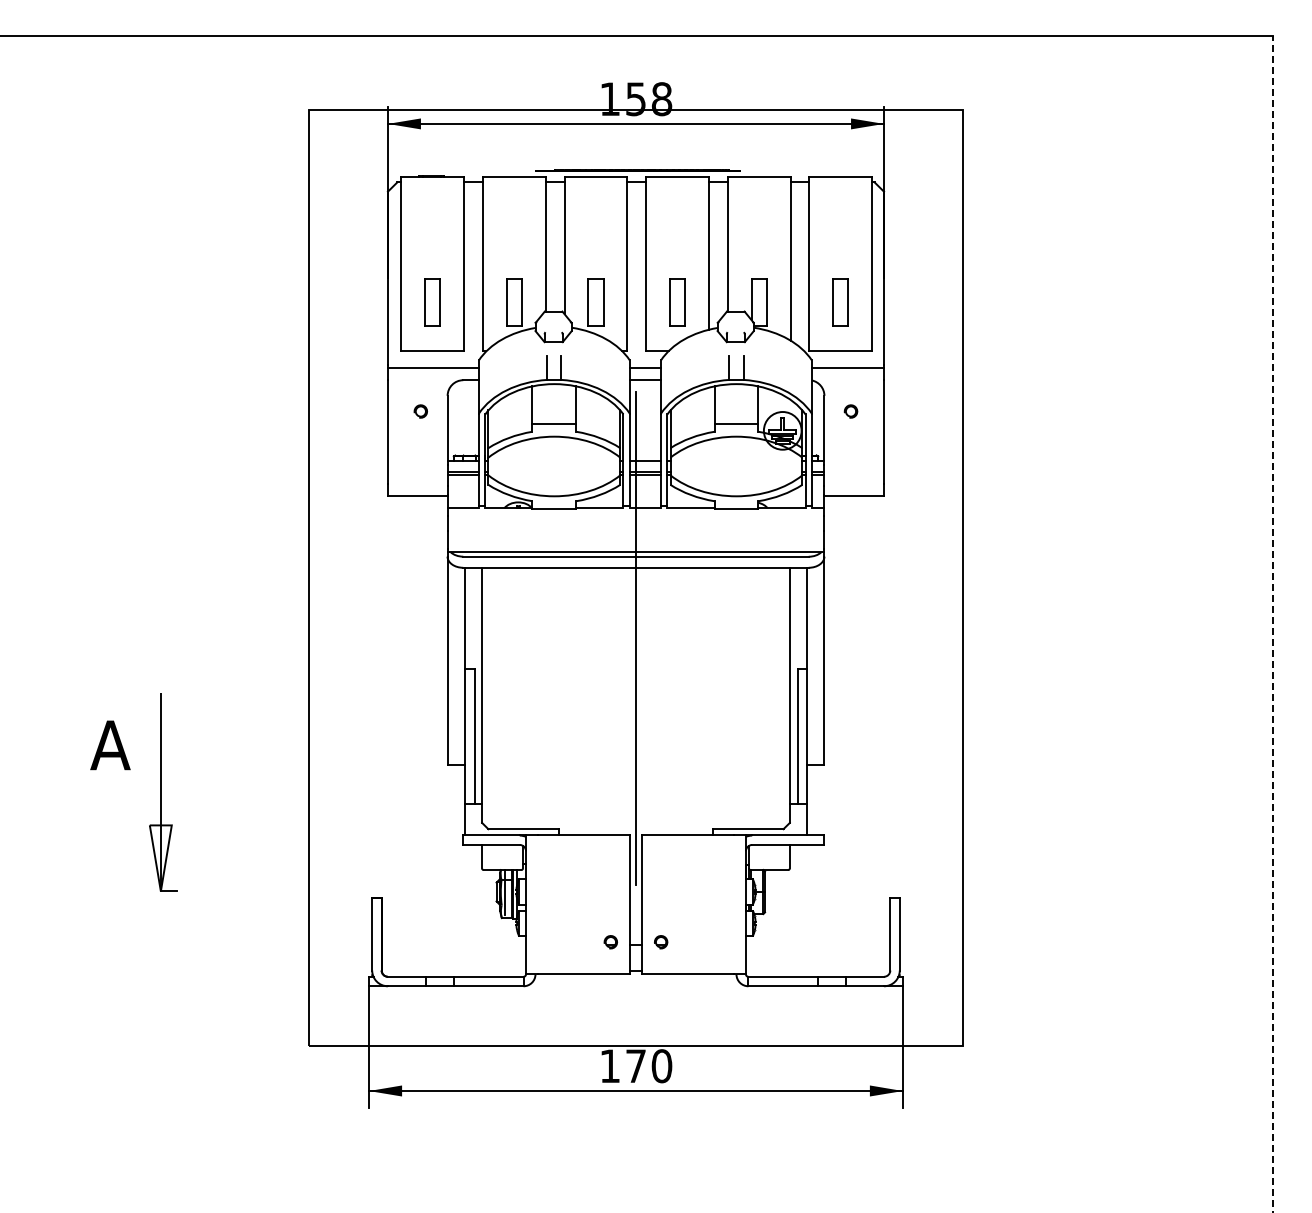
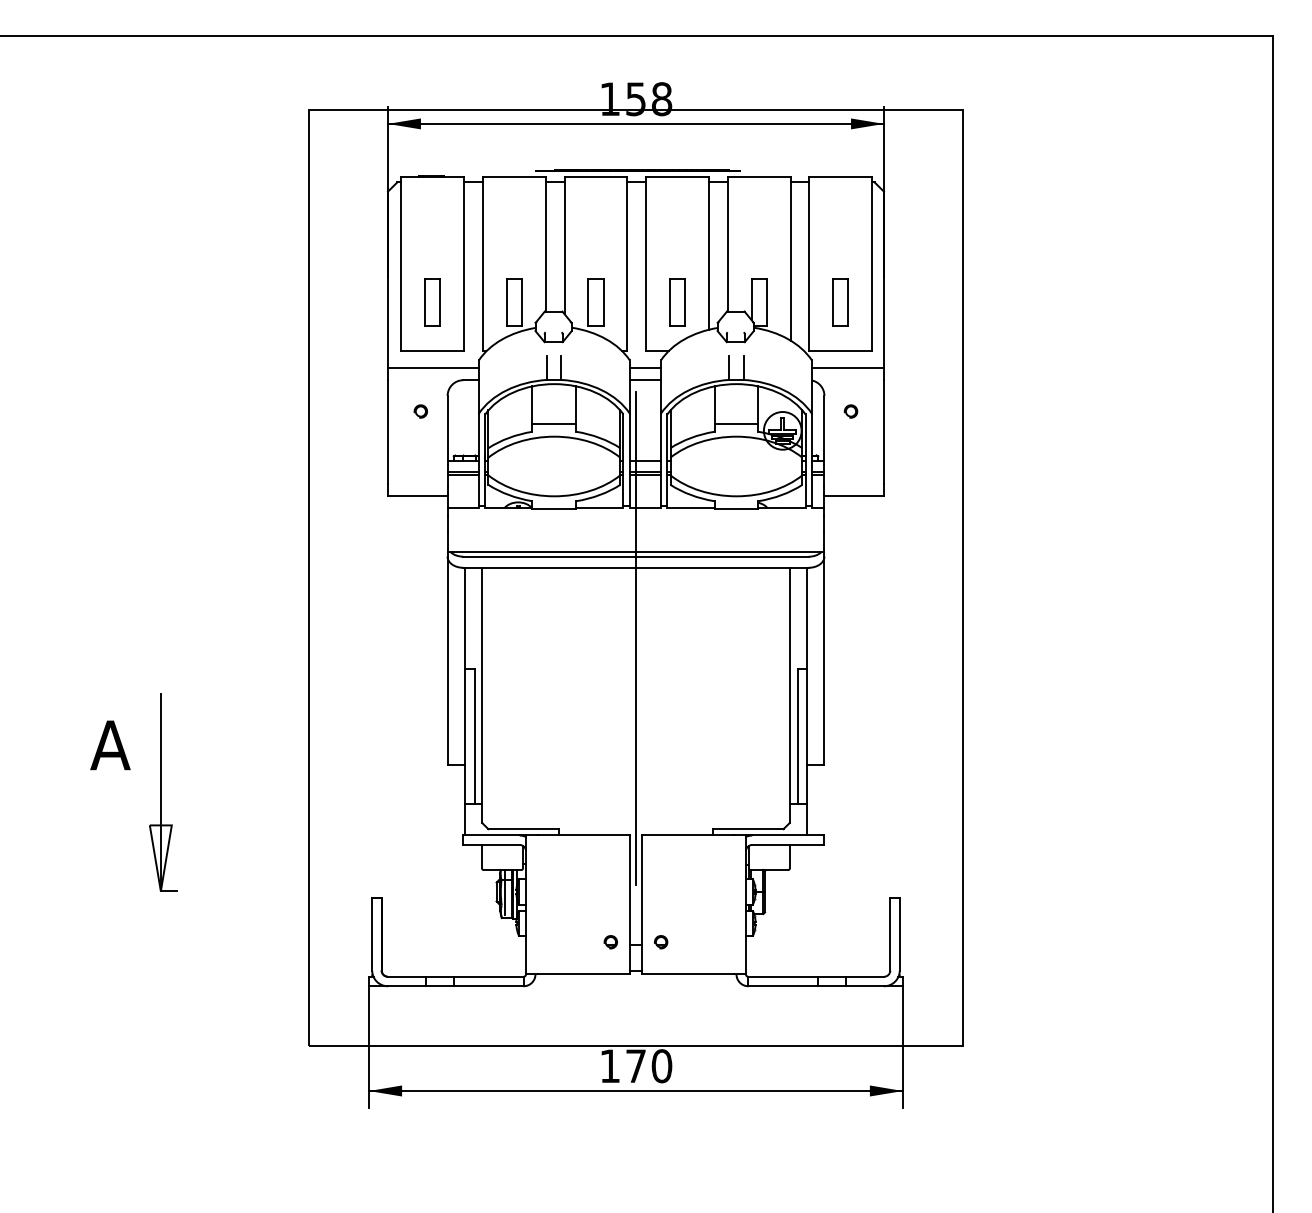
line: dashed -> solid (1272, 624)
